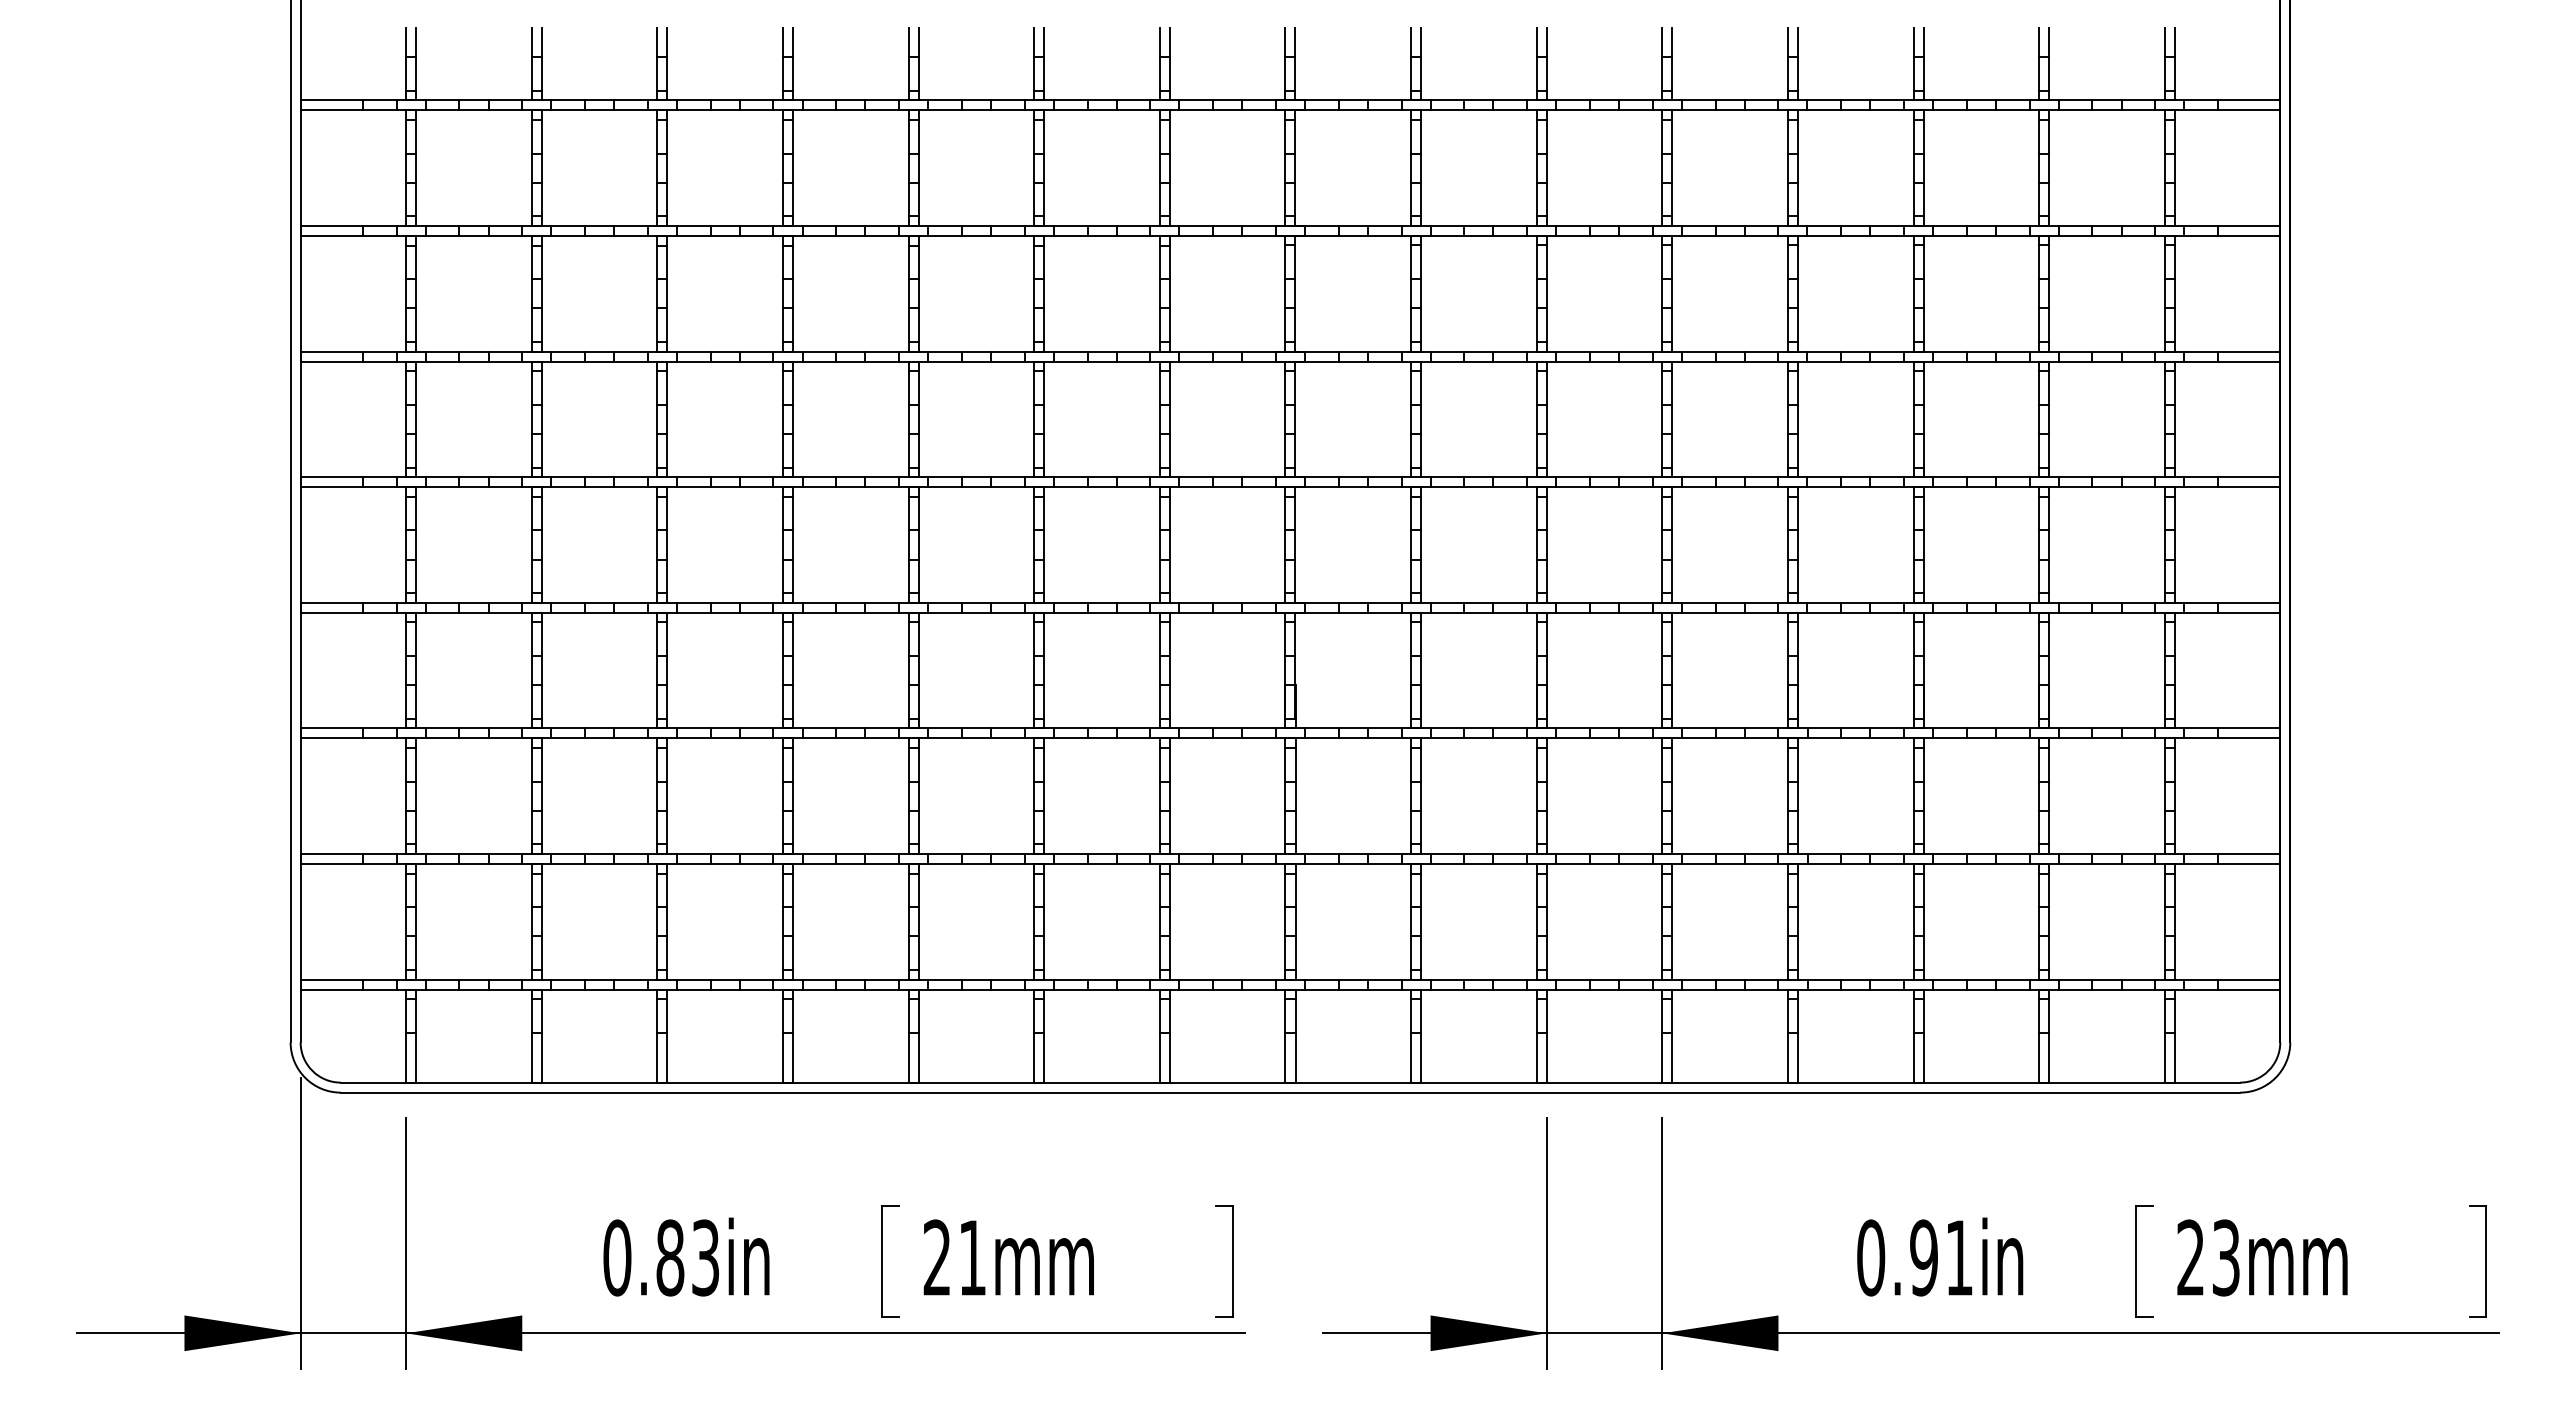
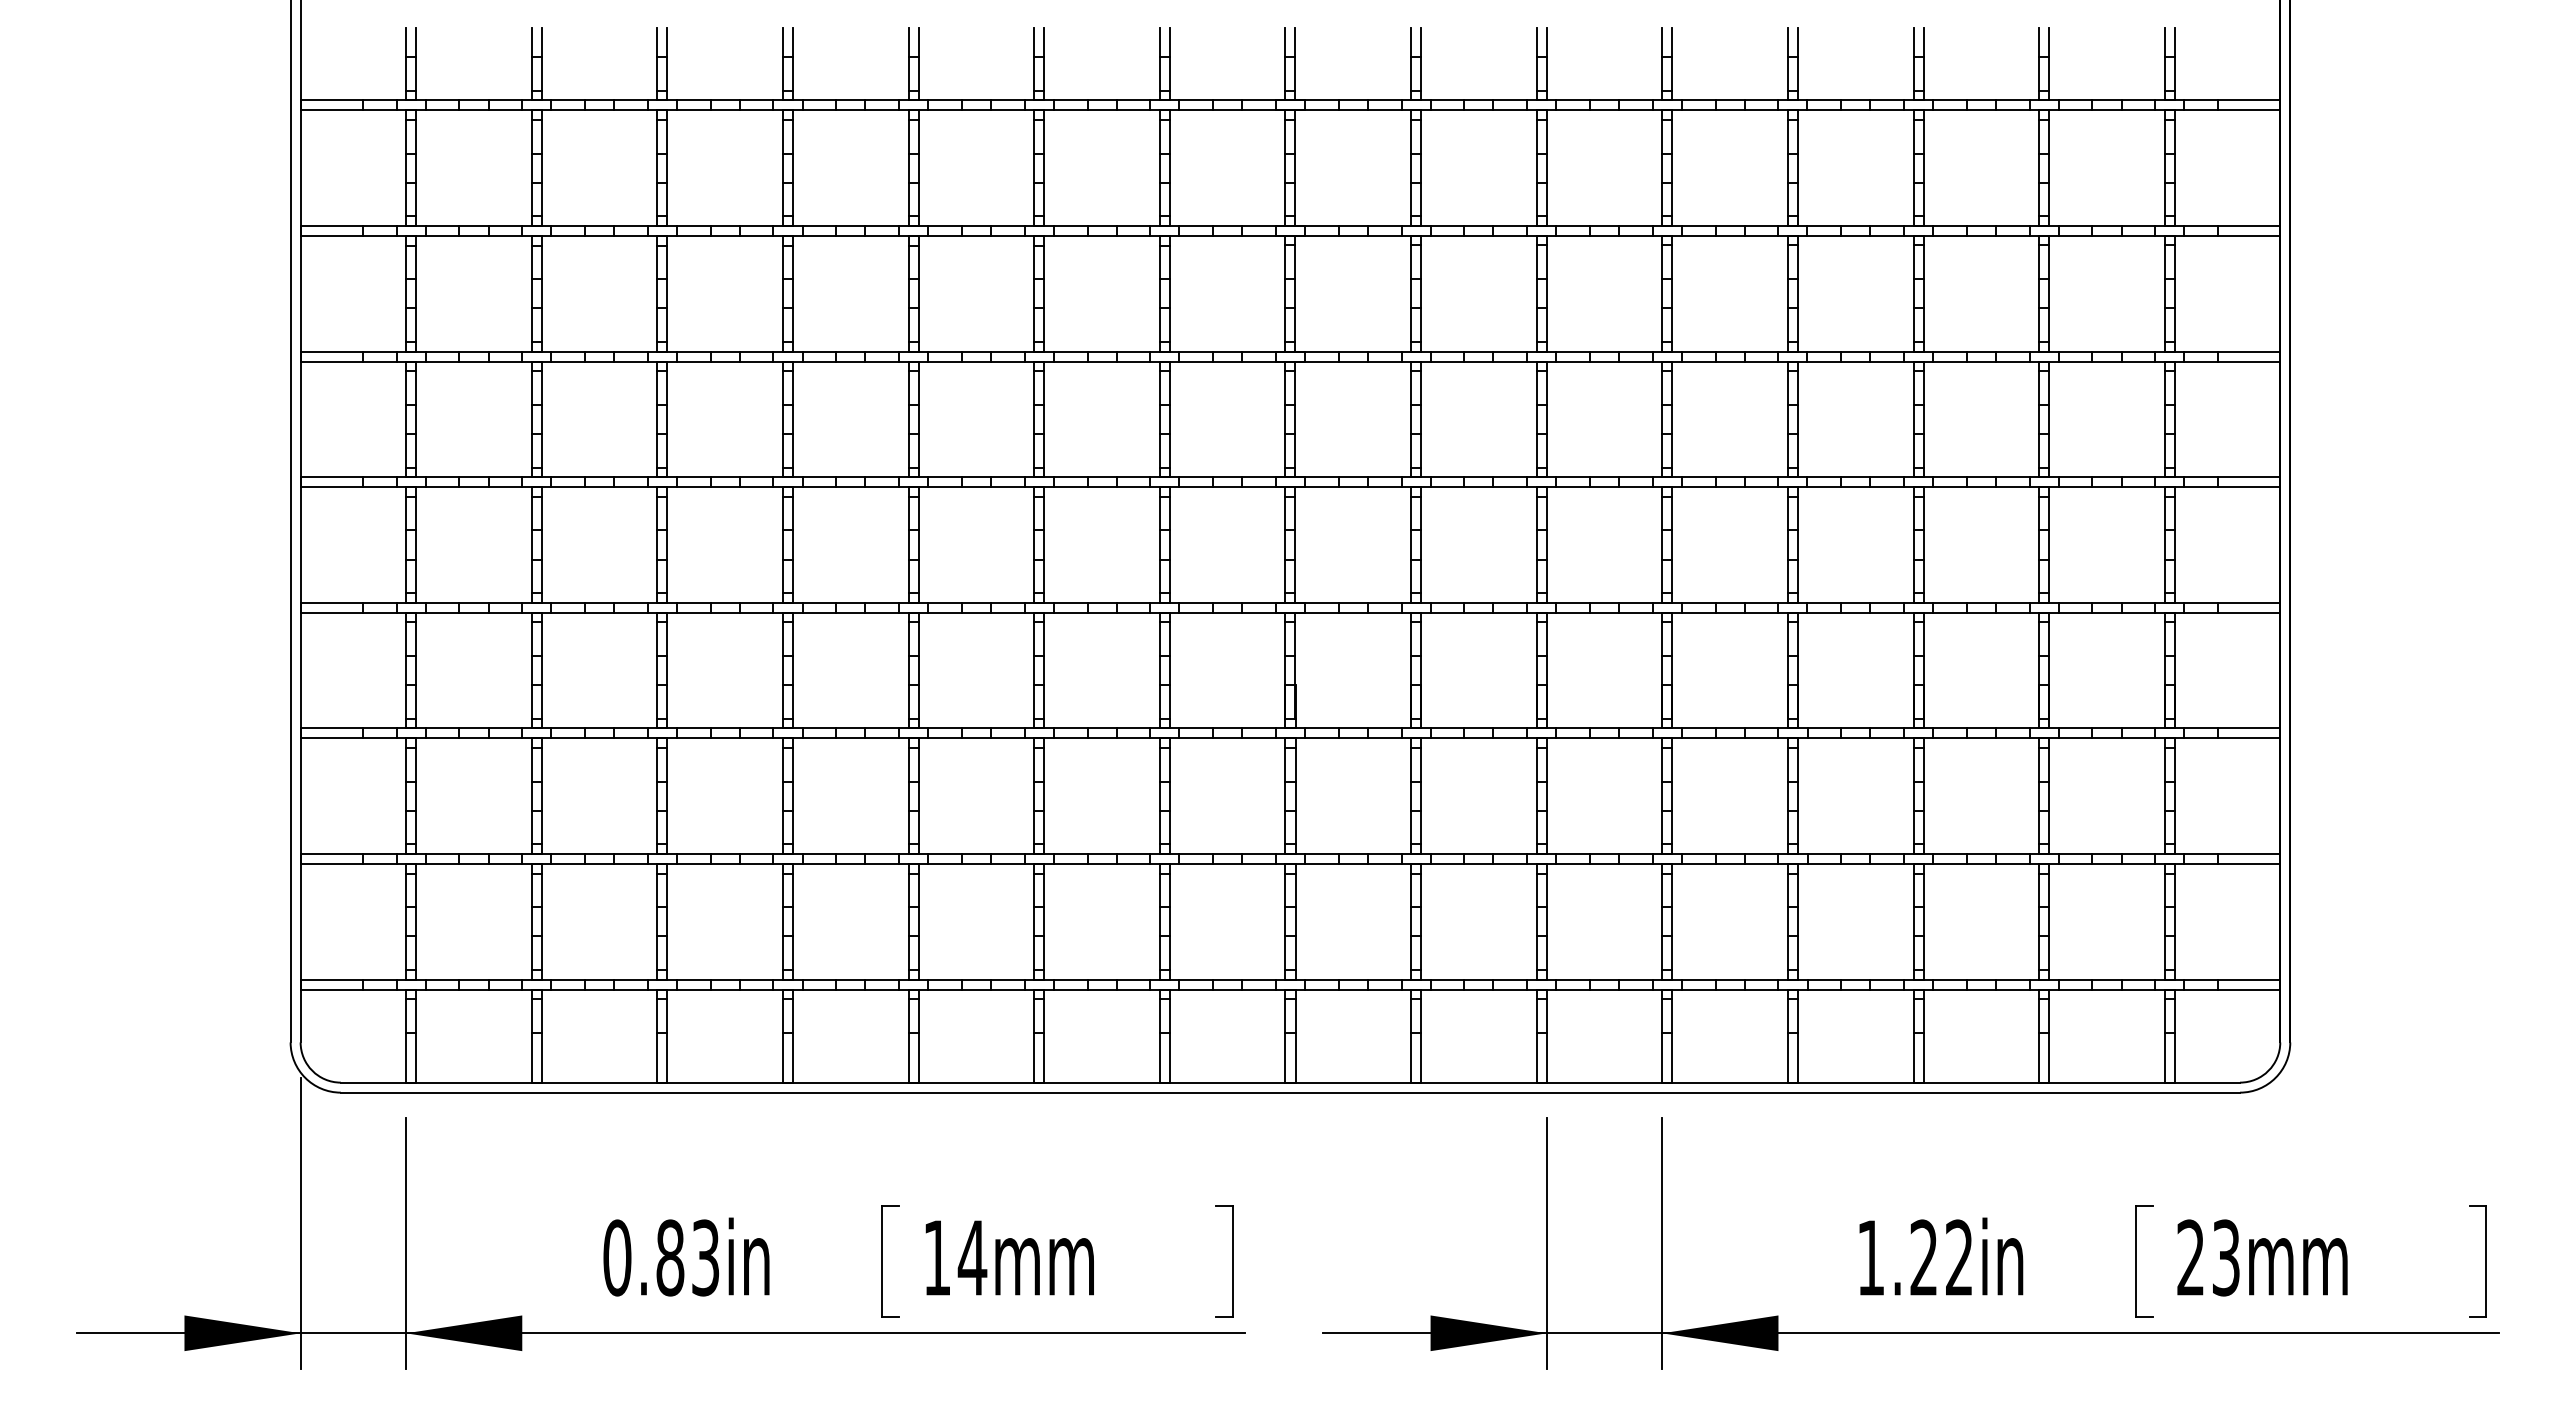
text: 21mm -> 14mm (955, 1257)
text: 0.91in -> 1.22in (1914, 1257)
